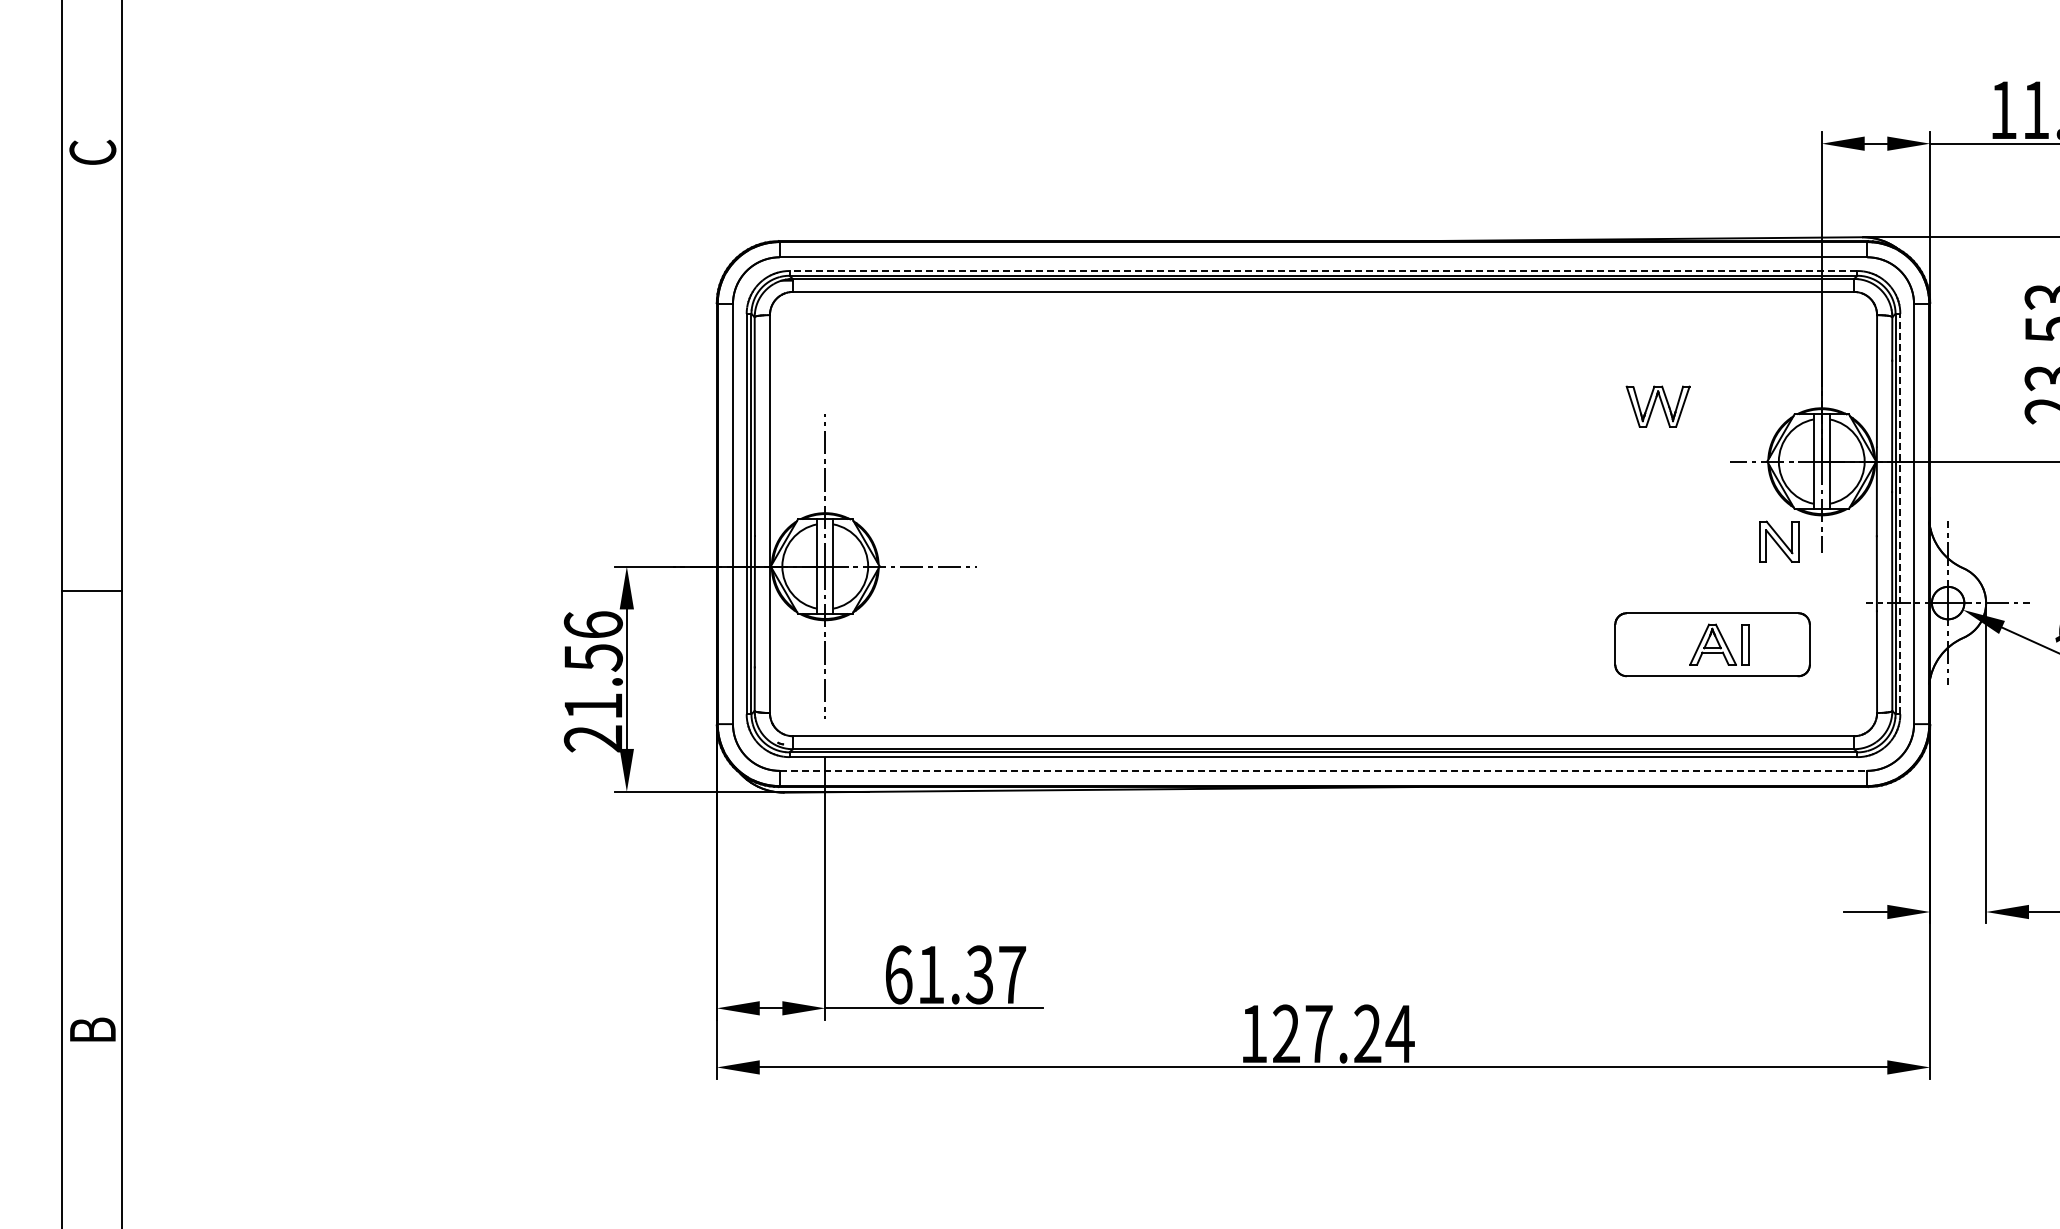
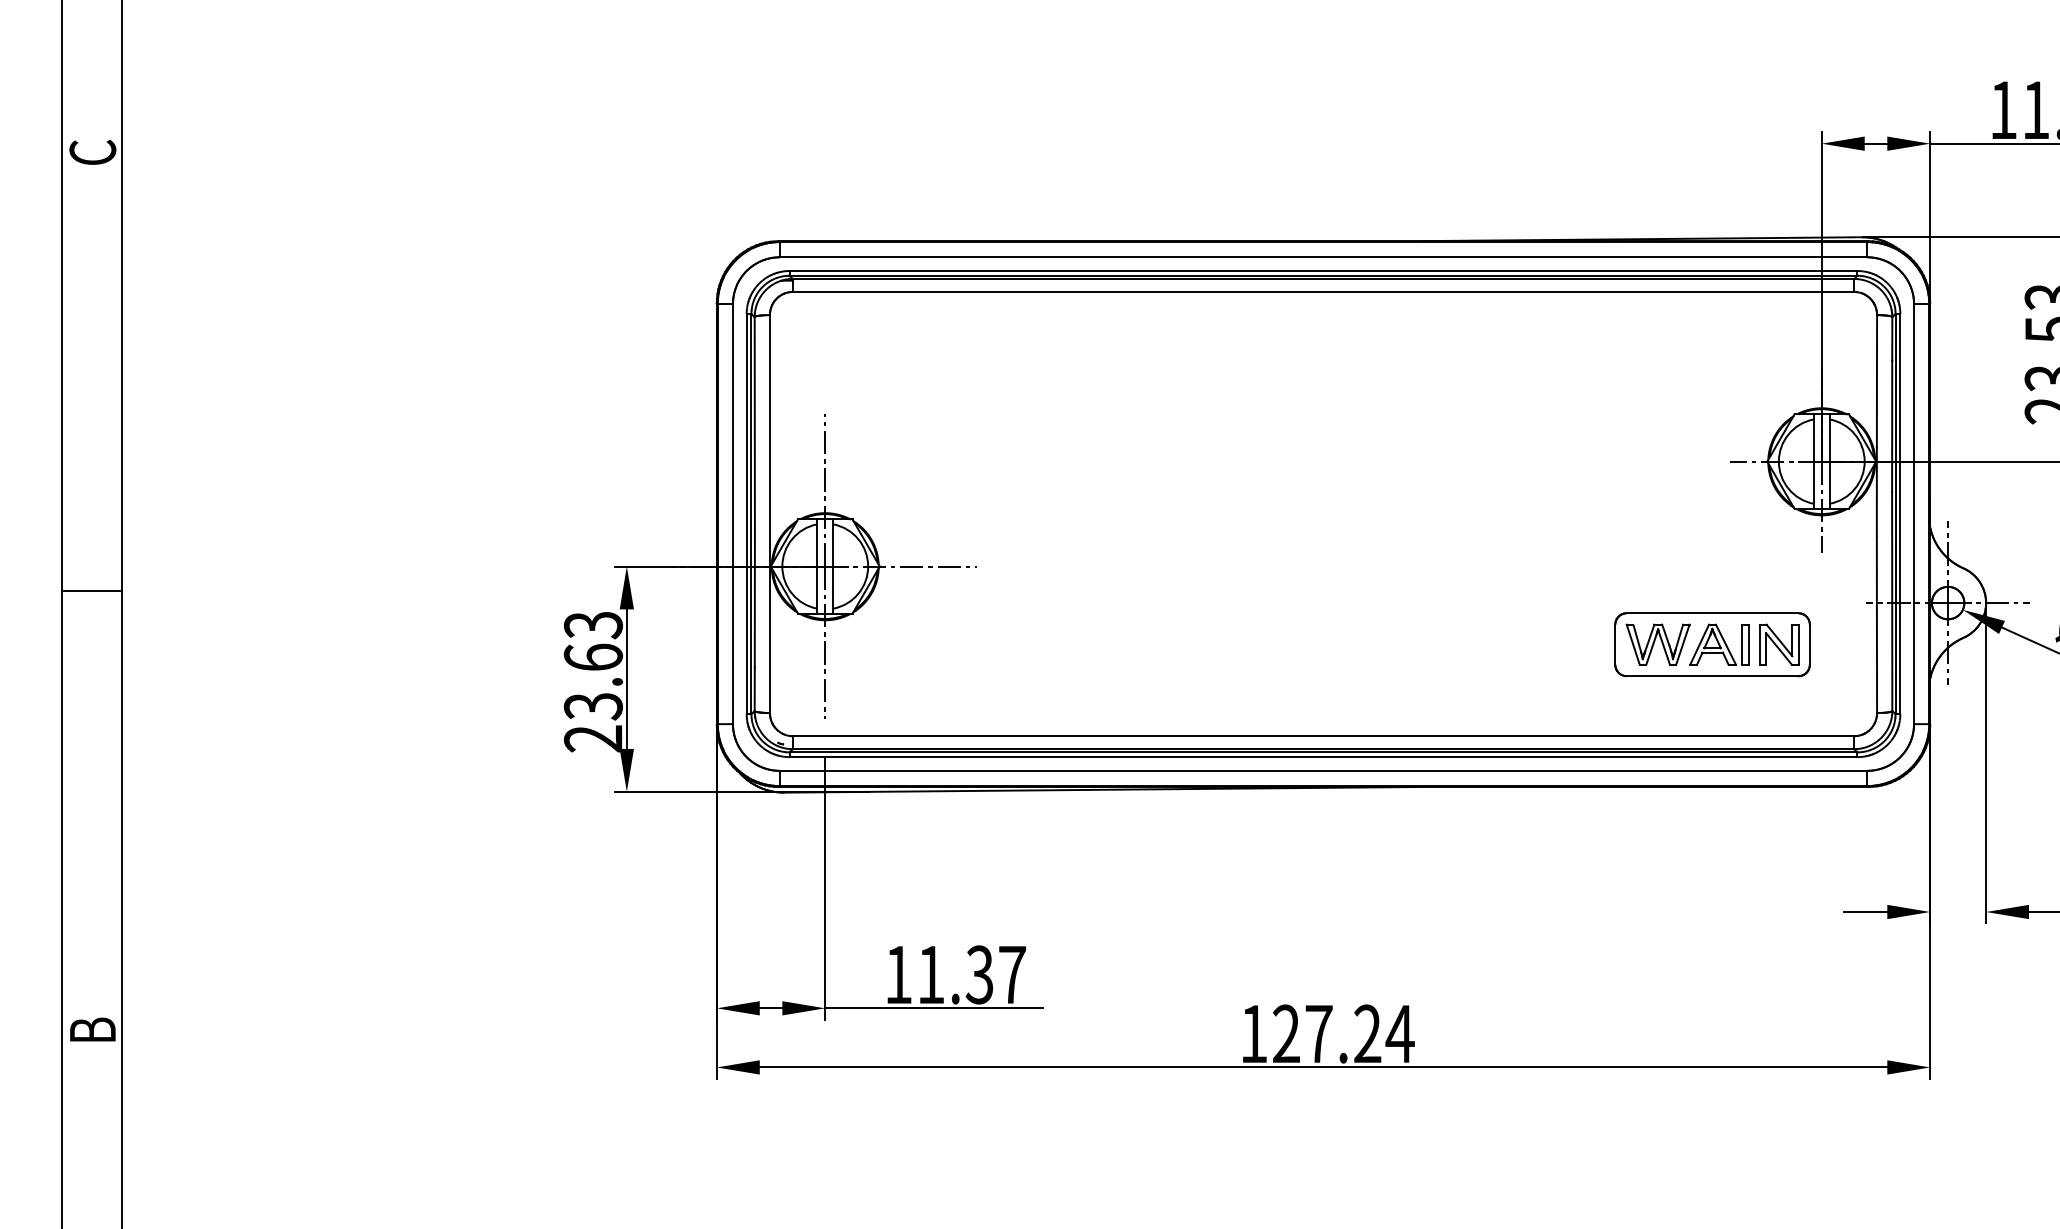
line: dashed -> solid (1323, 271)
part position: (1657, 406) -> (1657, 644) (1657, 644)
line: dashed -> solid (1900, 513)
part position: (1779, 541) -> (1779, 644) (1779, 644)
text: 21.56 -> 23.63 (592, 665)
line: dashed -> solid (1323, 770)
text: 61.37 -> 11.37 (899, 974)
